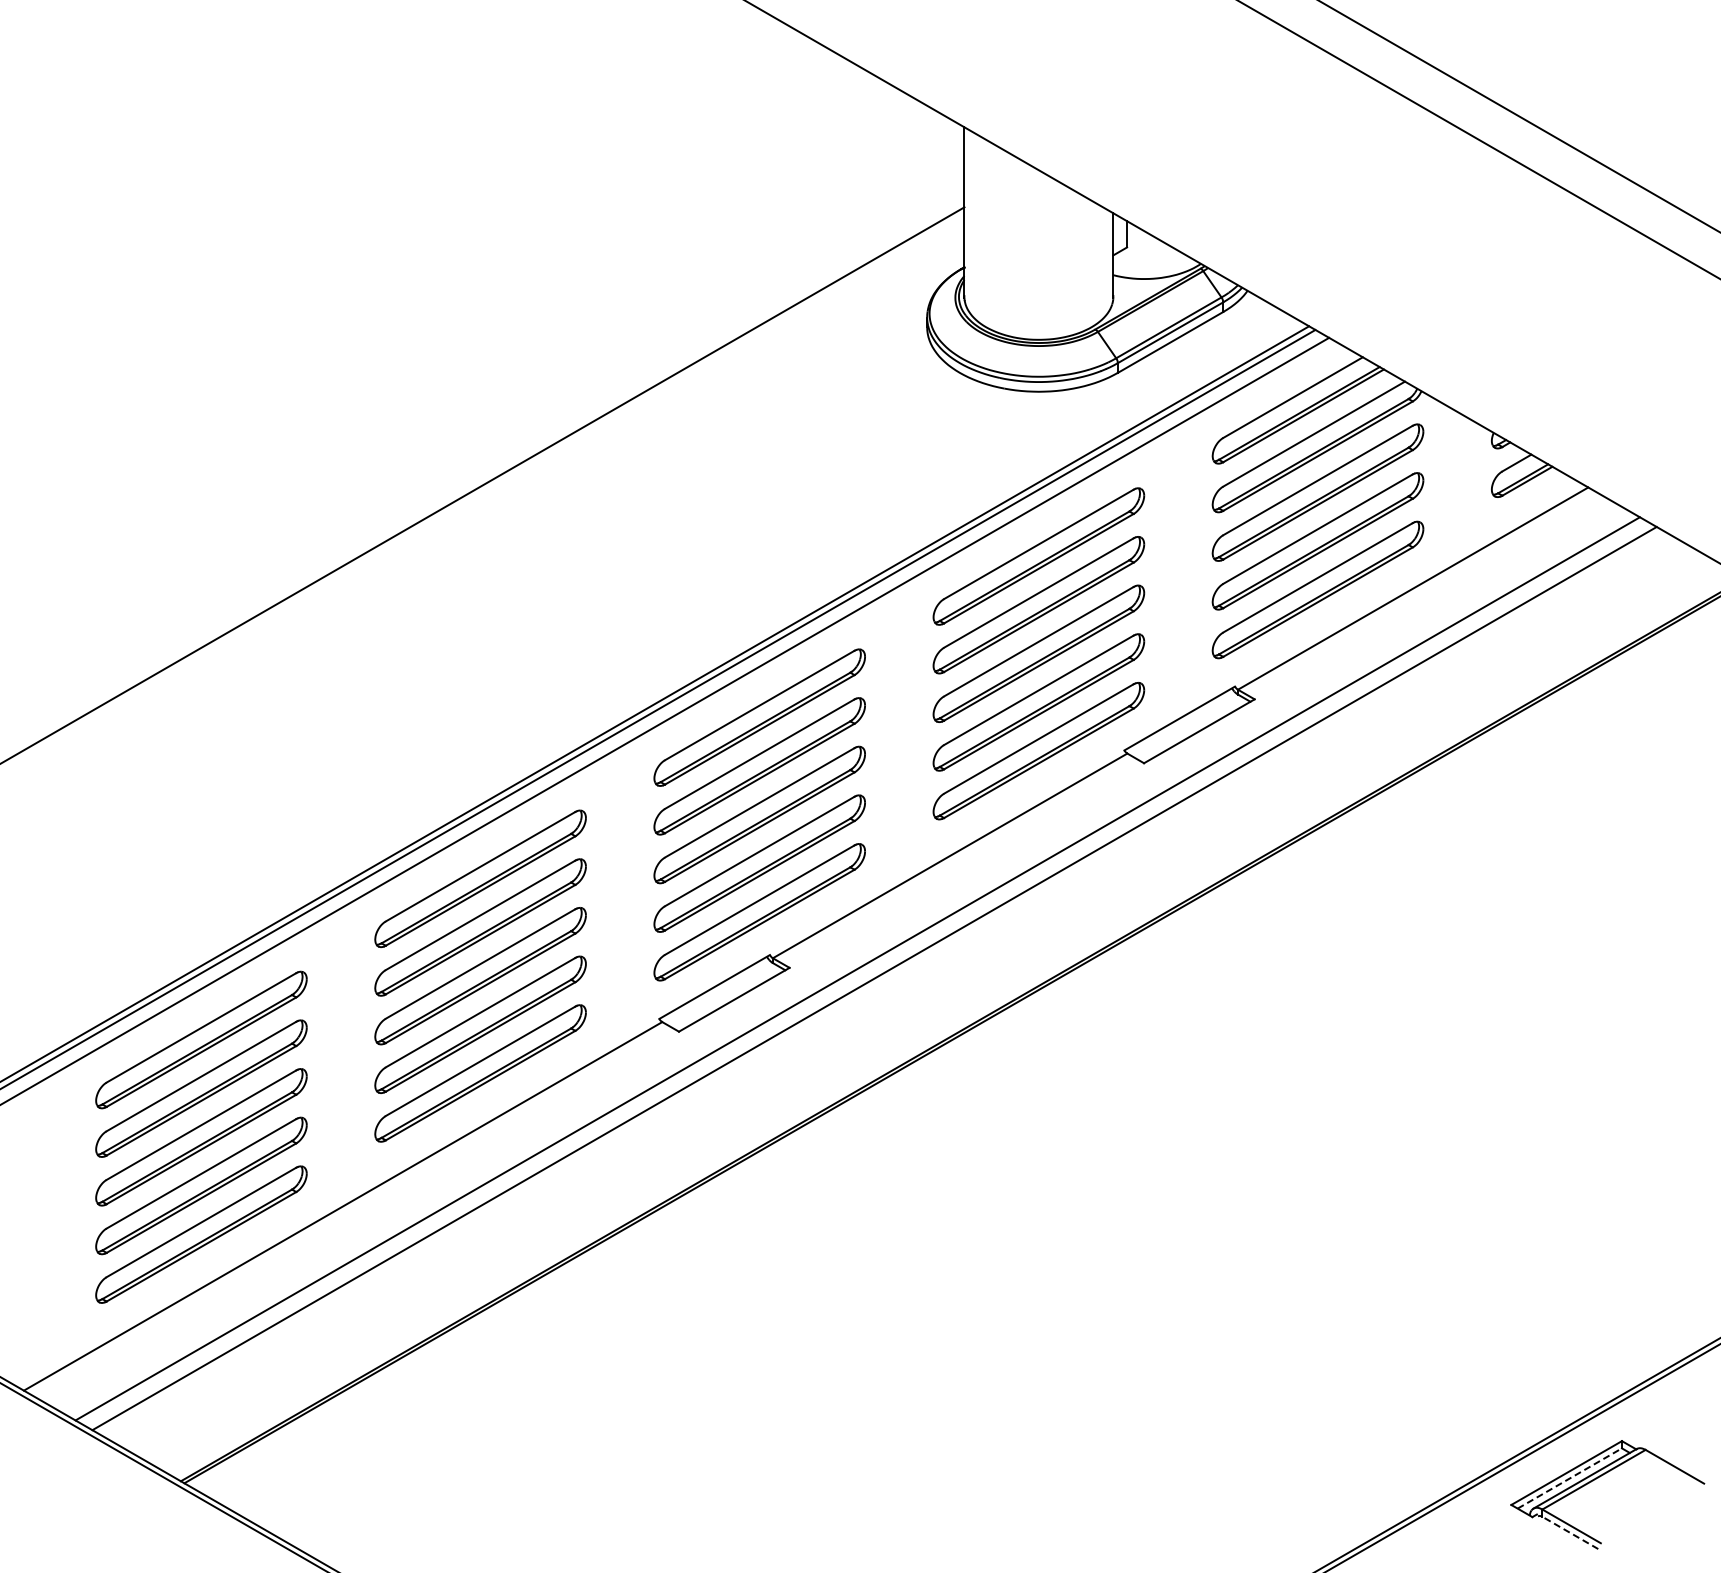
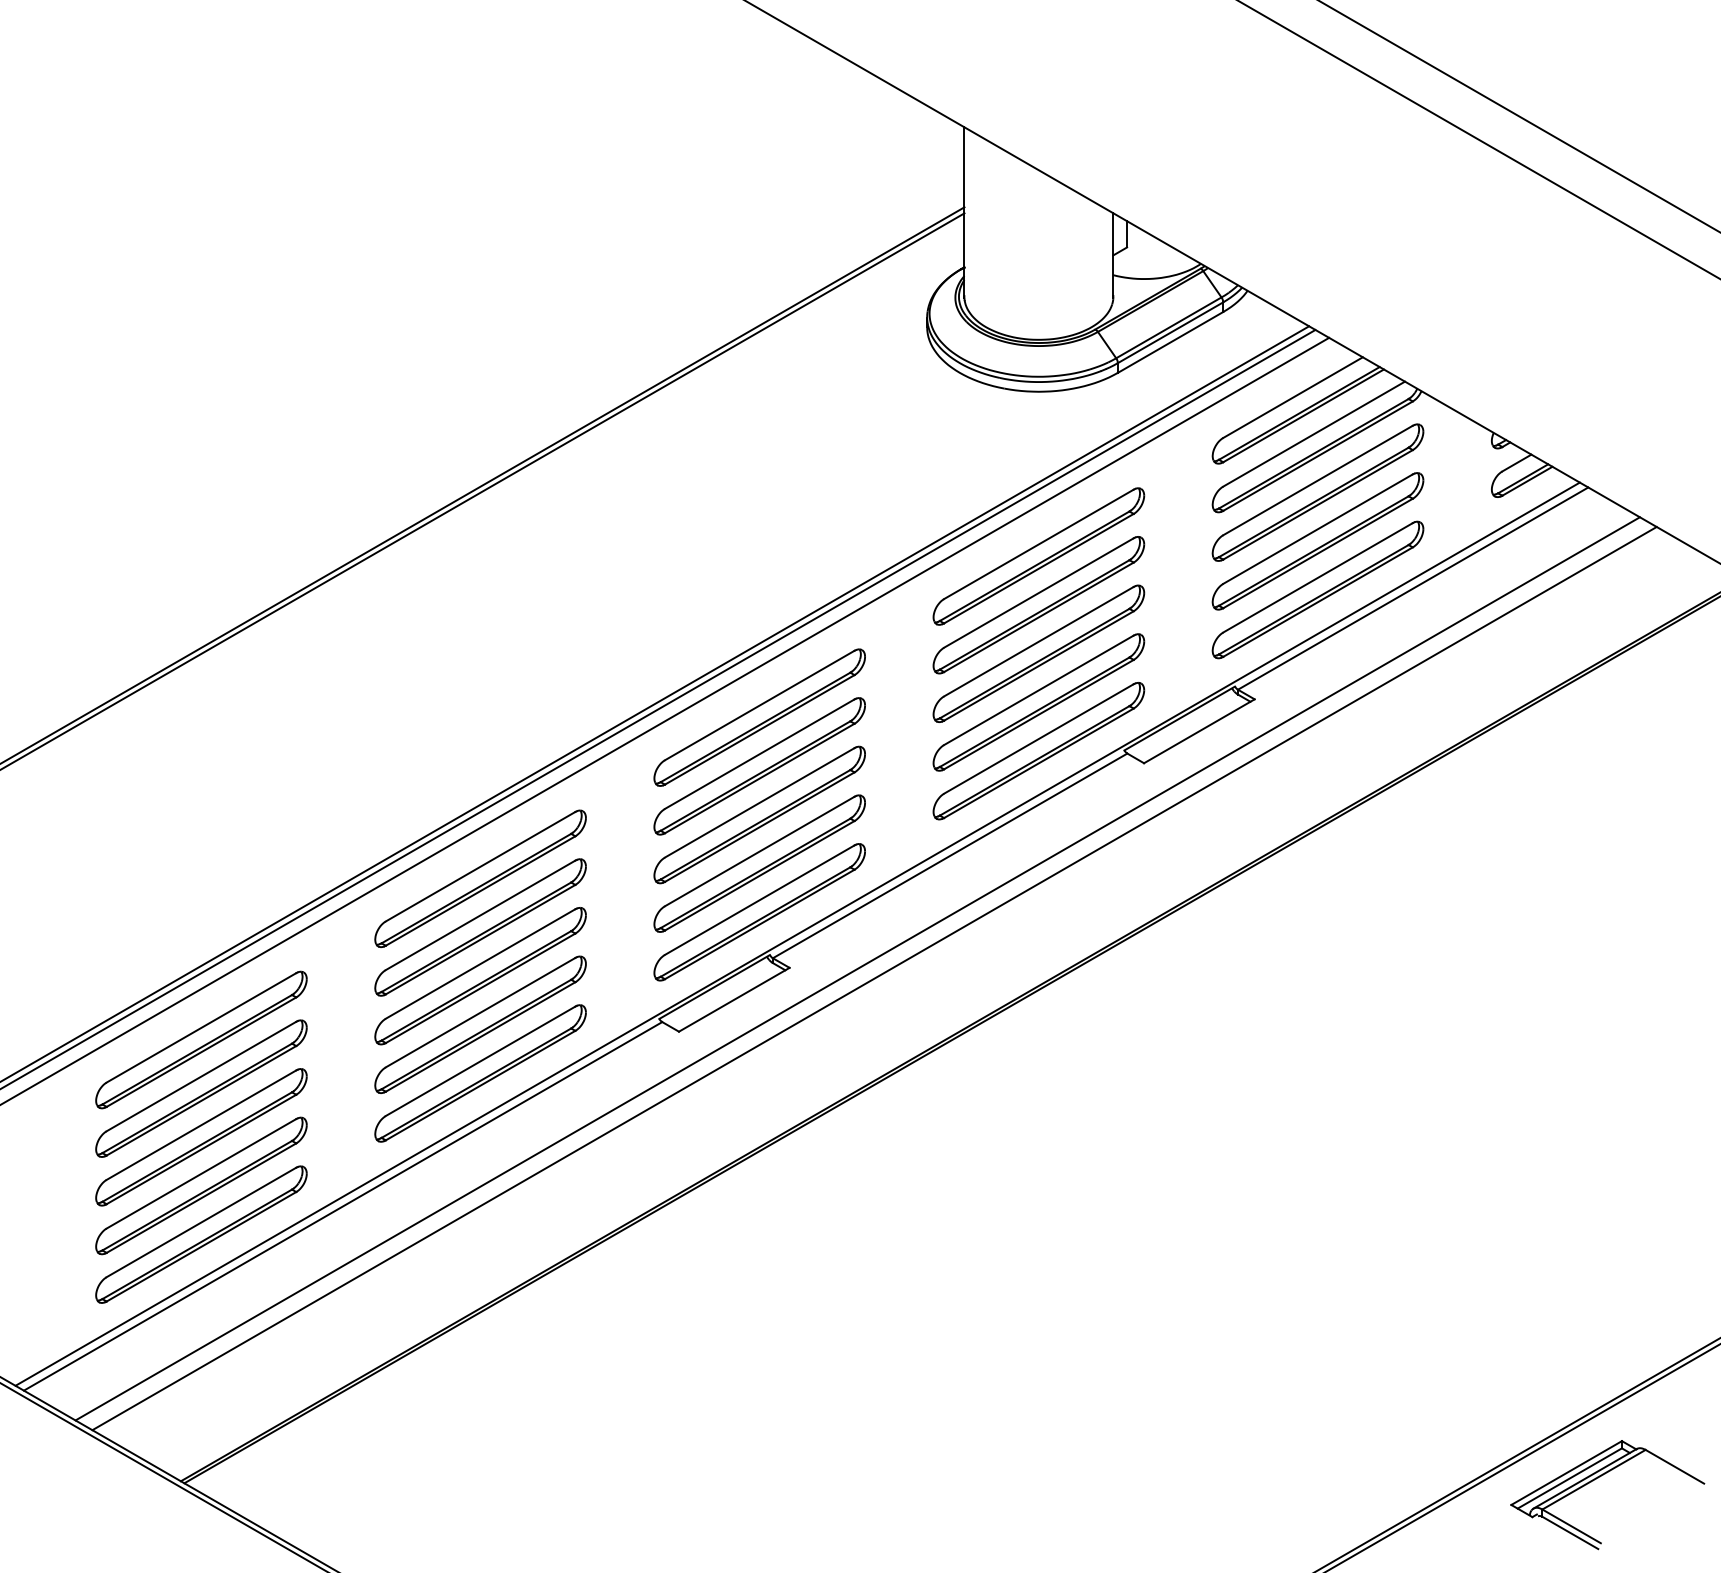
line: none -> present (483, 490)
line: none -> present (797, 933)
line: dashed -> solid (1570, 1478)
line: dashed -> solid (1569, 1532)
